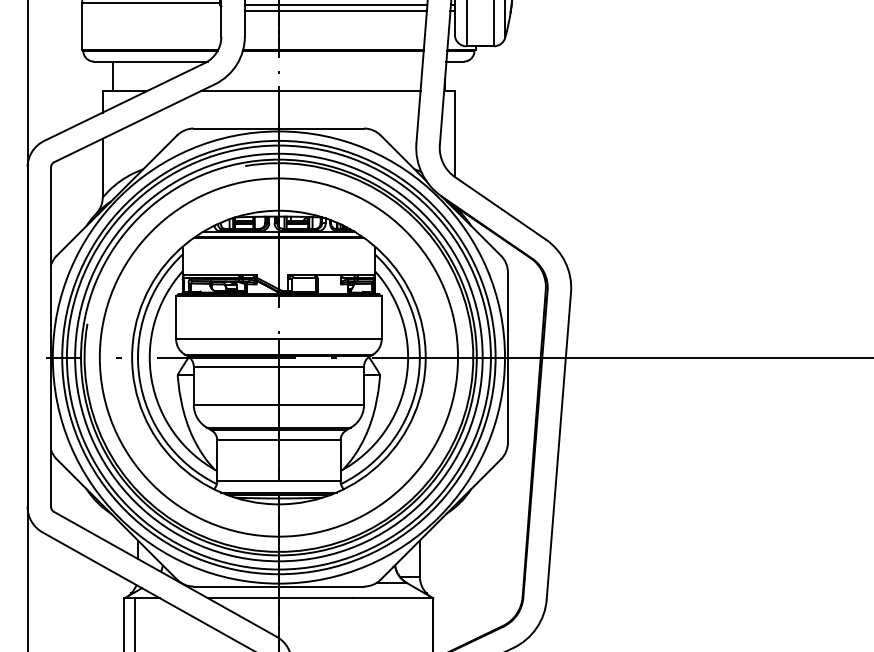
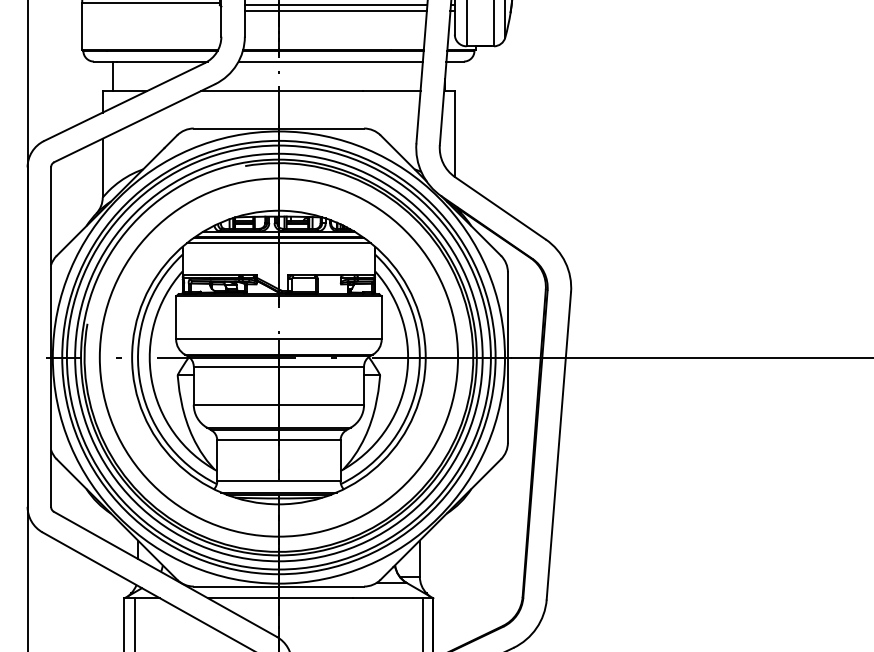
line: none -> present (330, 61)
line: none -> present (278, 243)
line: none -> present (422, 623)
